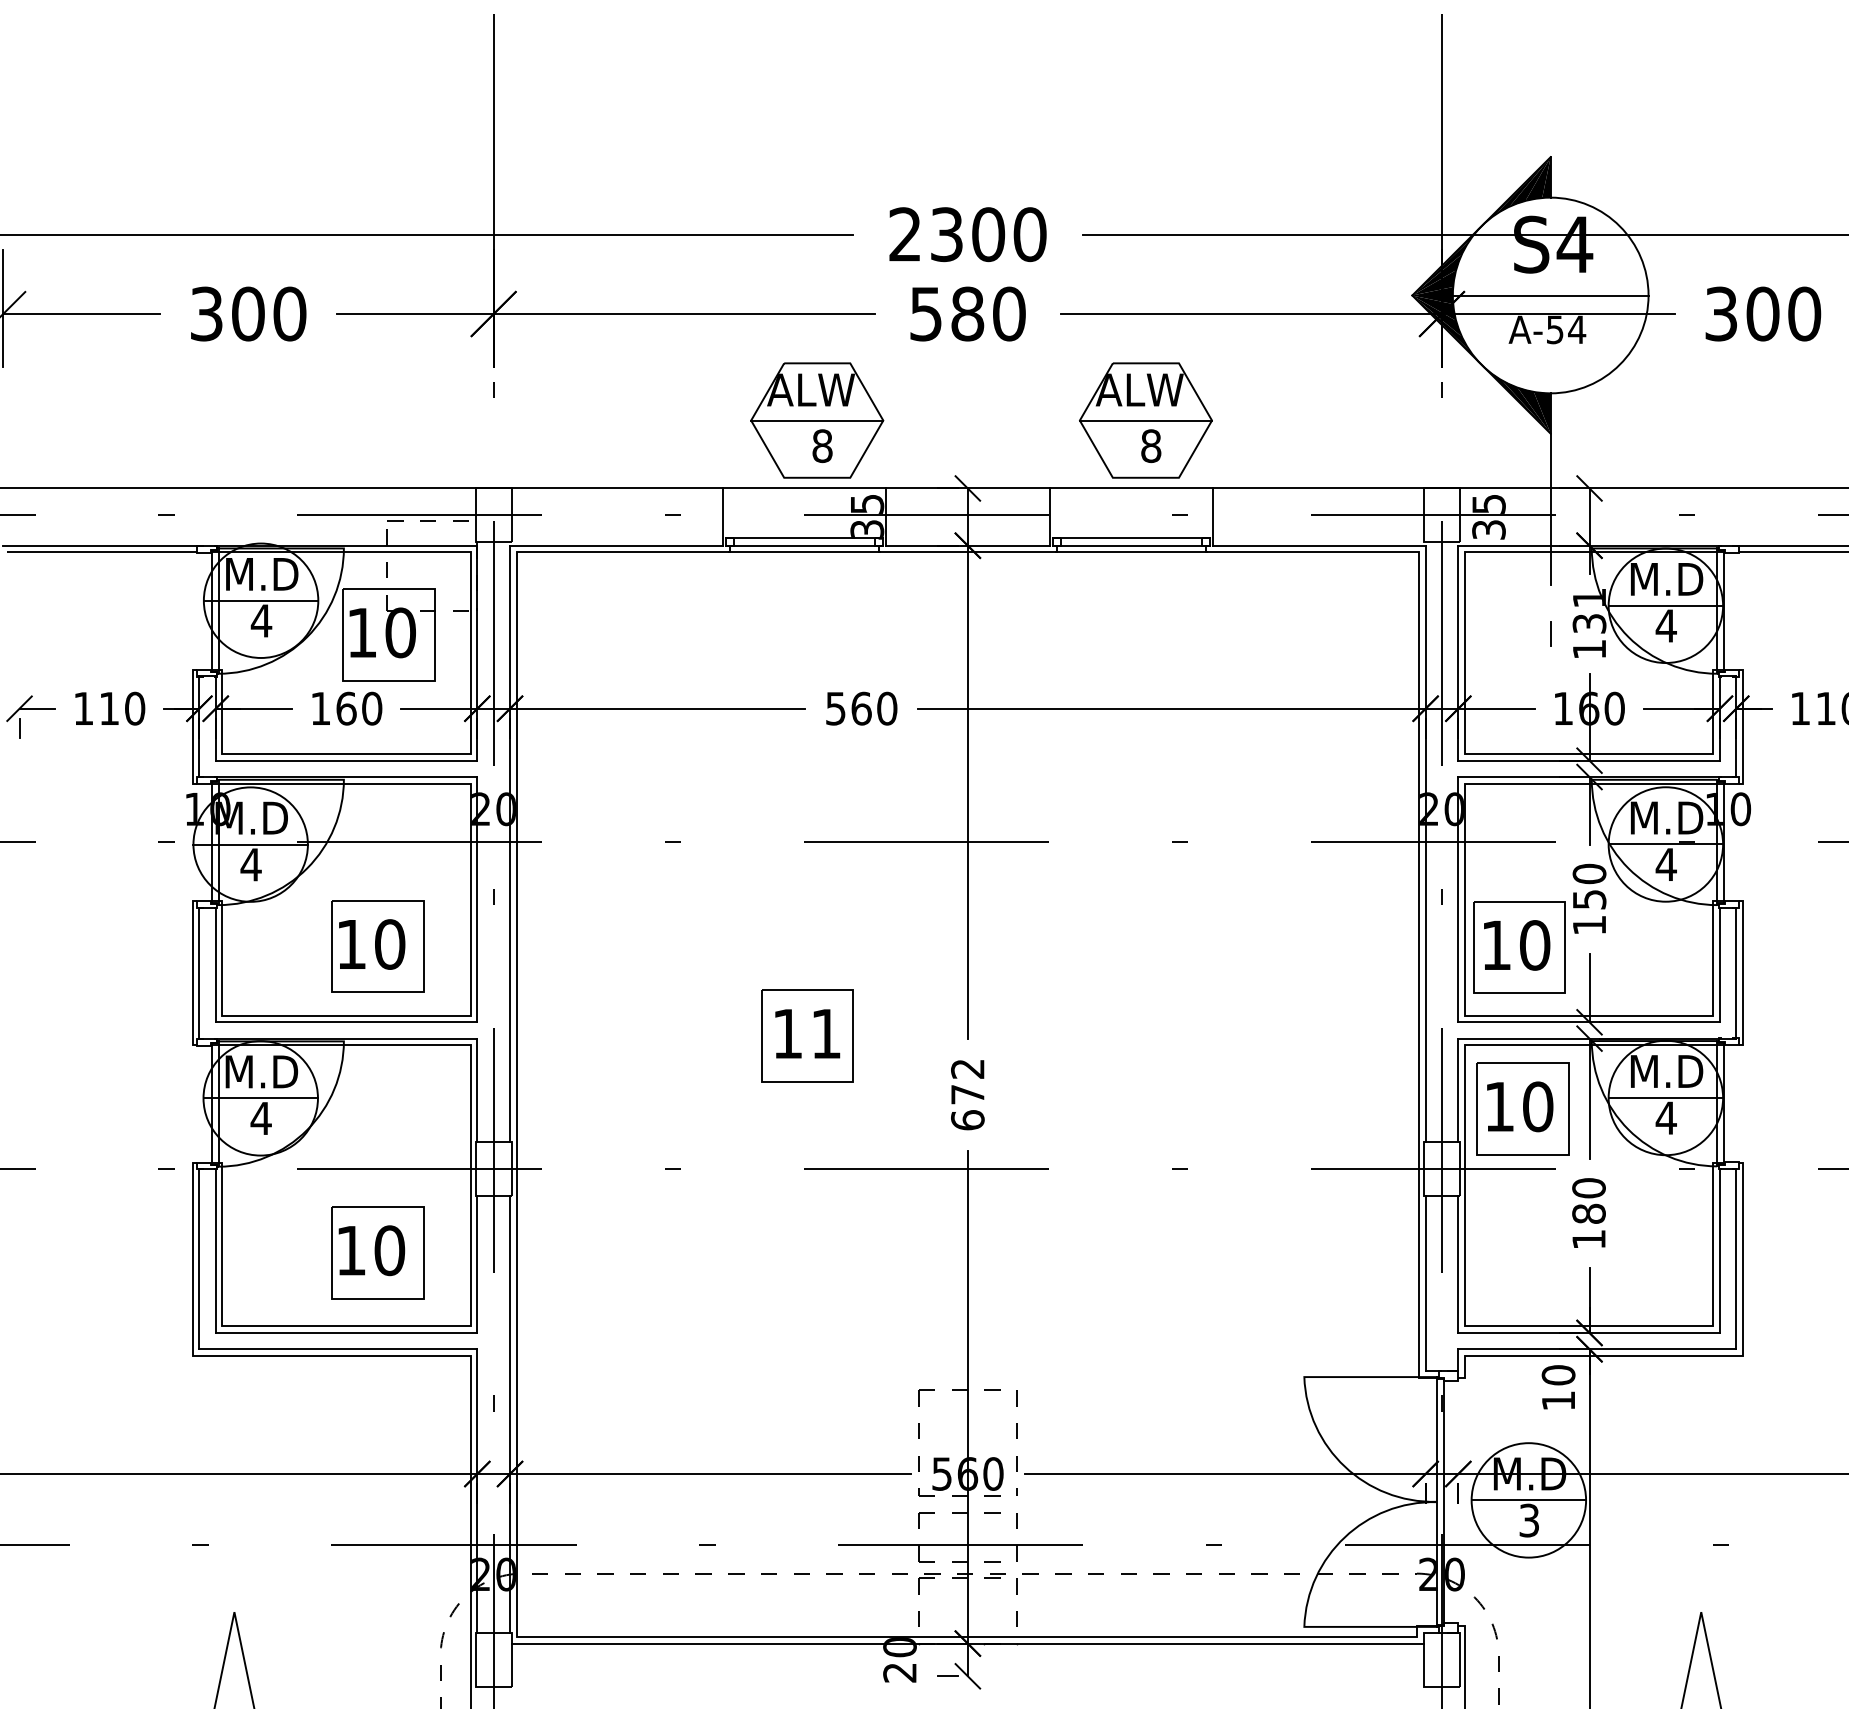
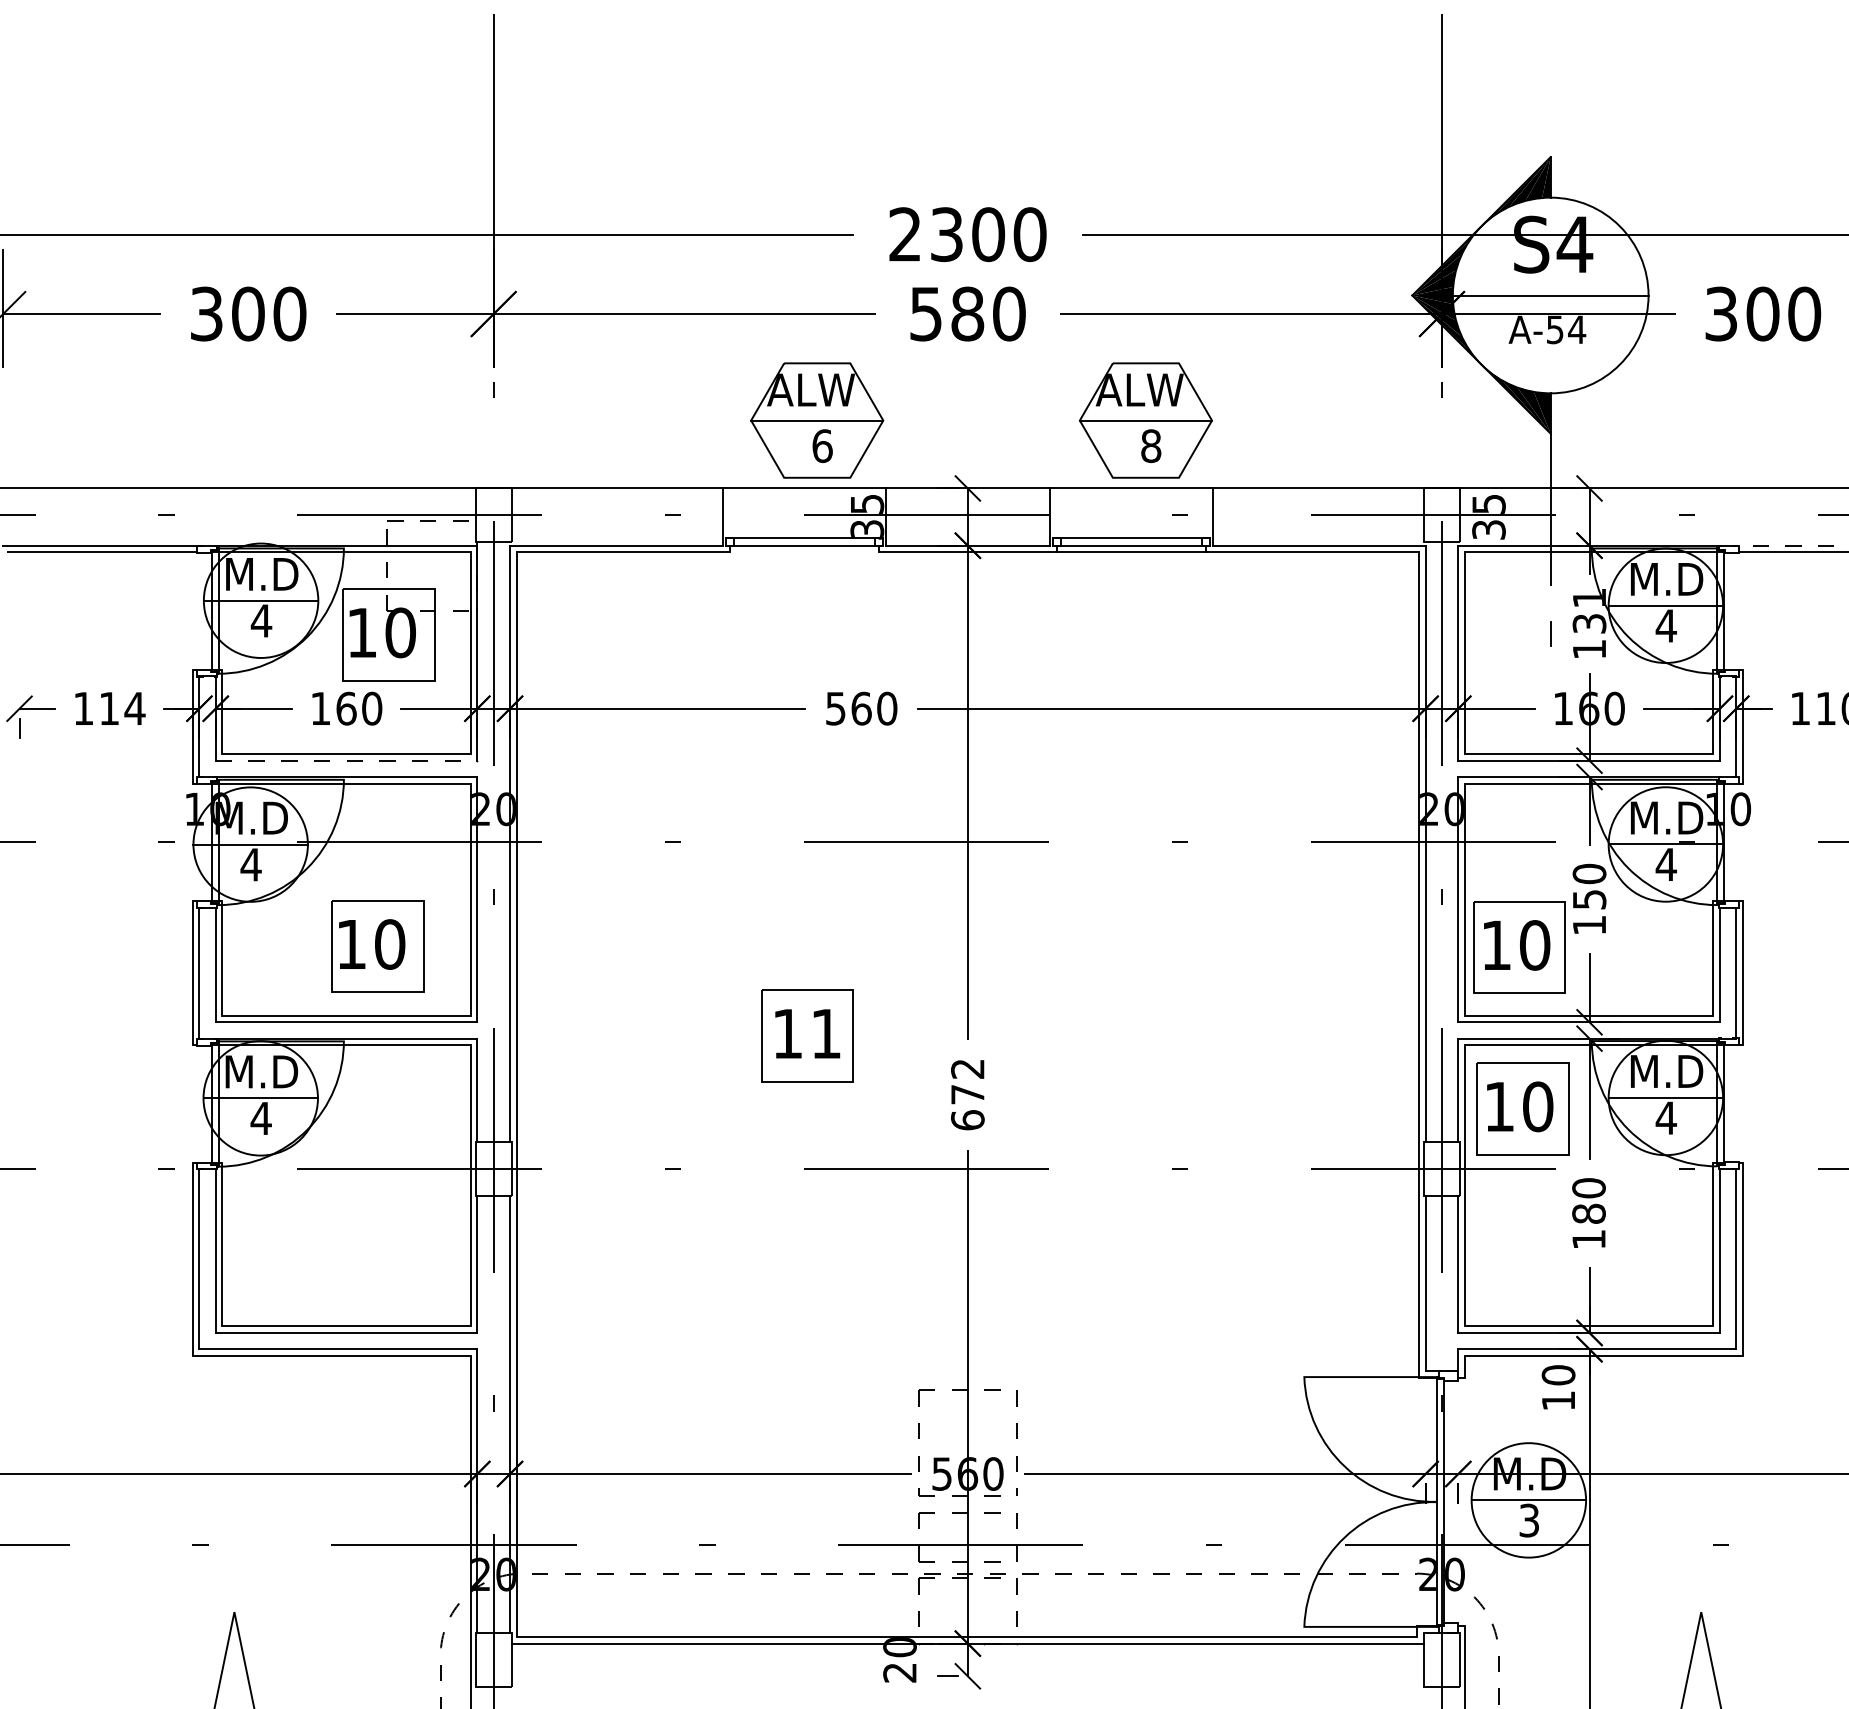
text: 8 -> 6 (822, 445)
line: solid -> dashed (1784, 545)
line: present -> none (804, 552)
text: 110 -> 114 (134, 708)
line: solid -> dashed (346, 760)
part: present -> none (377, 1252)
